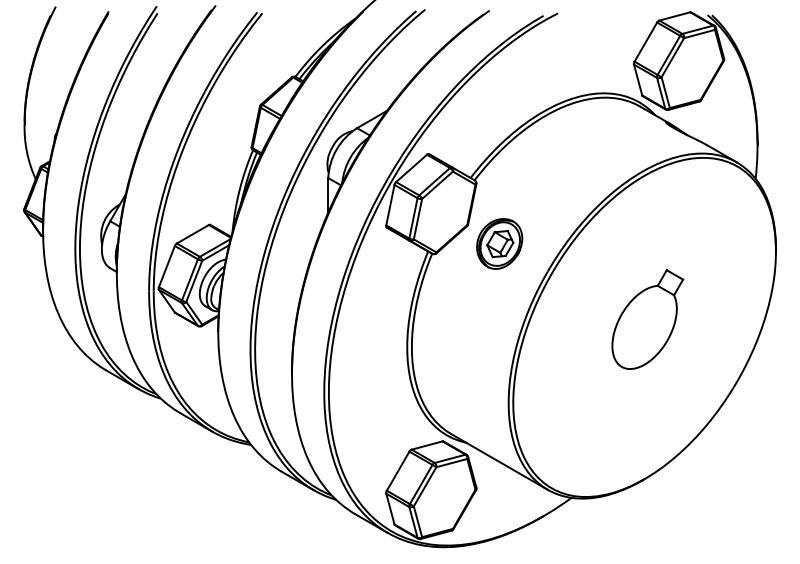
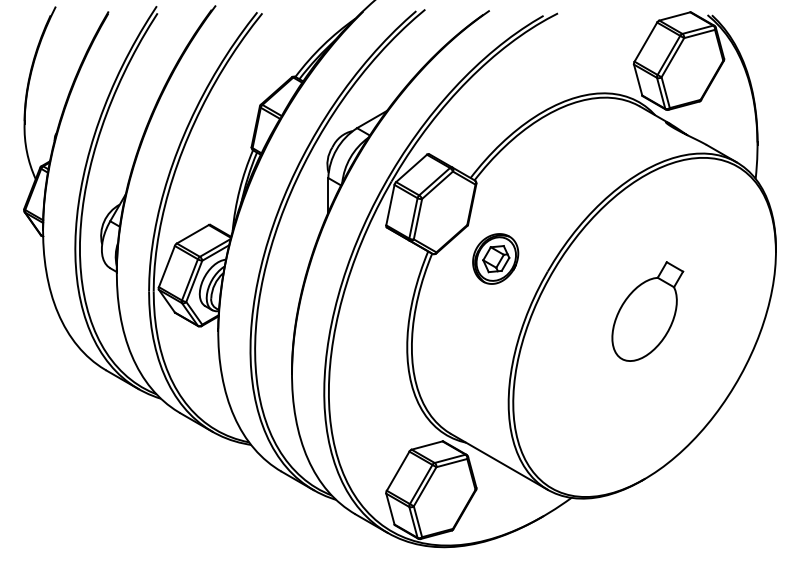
part position: (499, 243) -> (495, 258) (495, 258)
part position: (647, 319) -> (647, 311) (647, 311)
